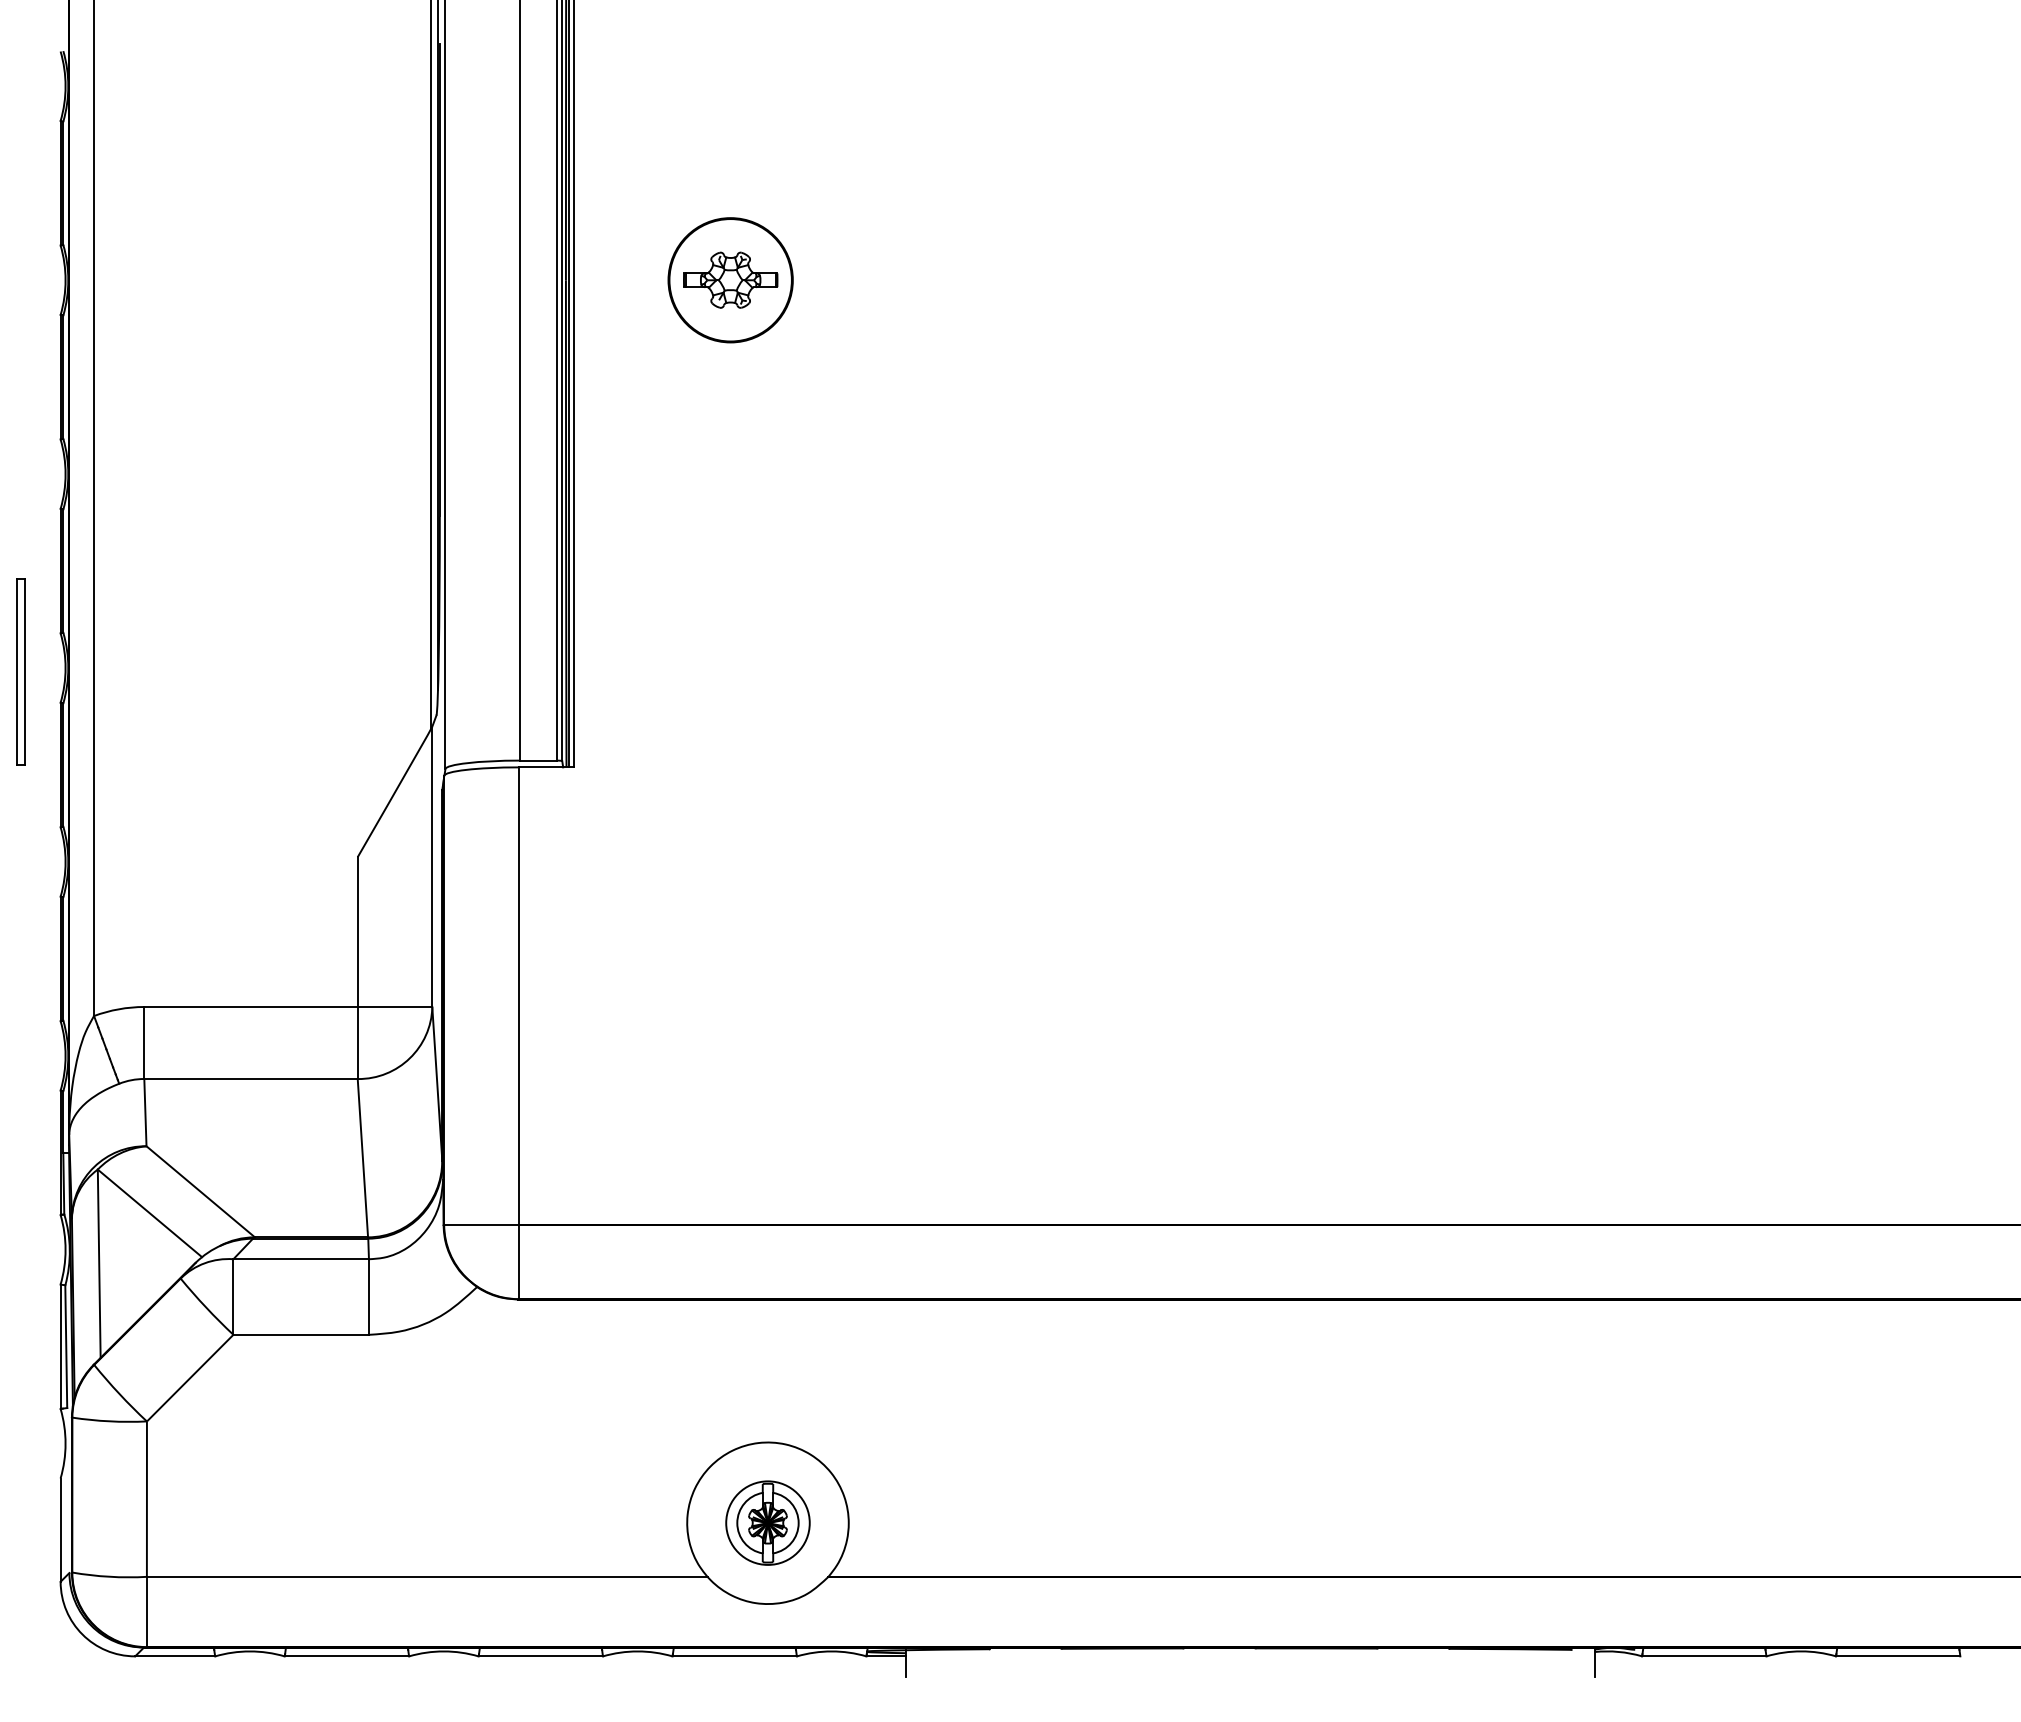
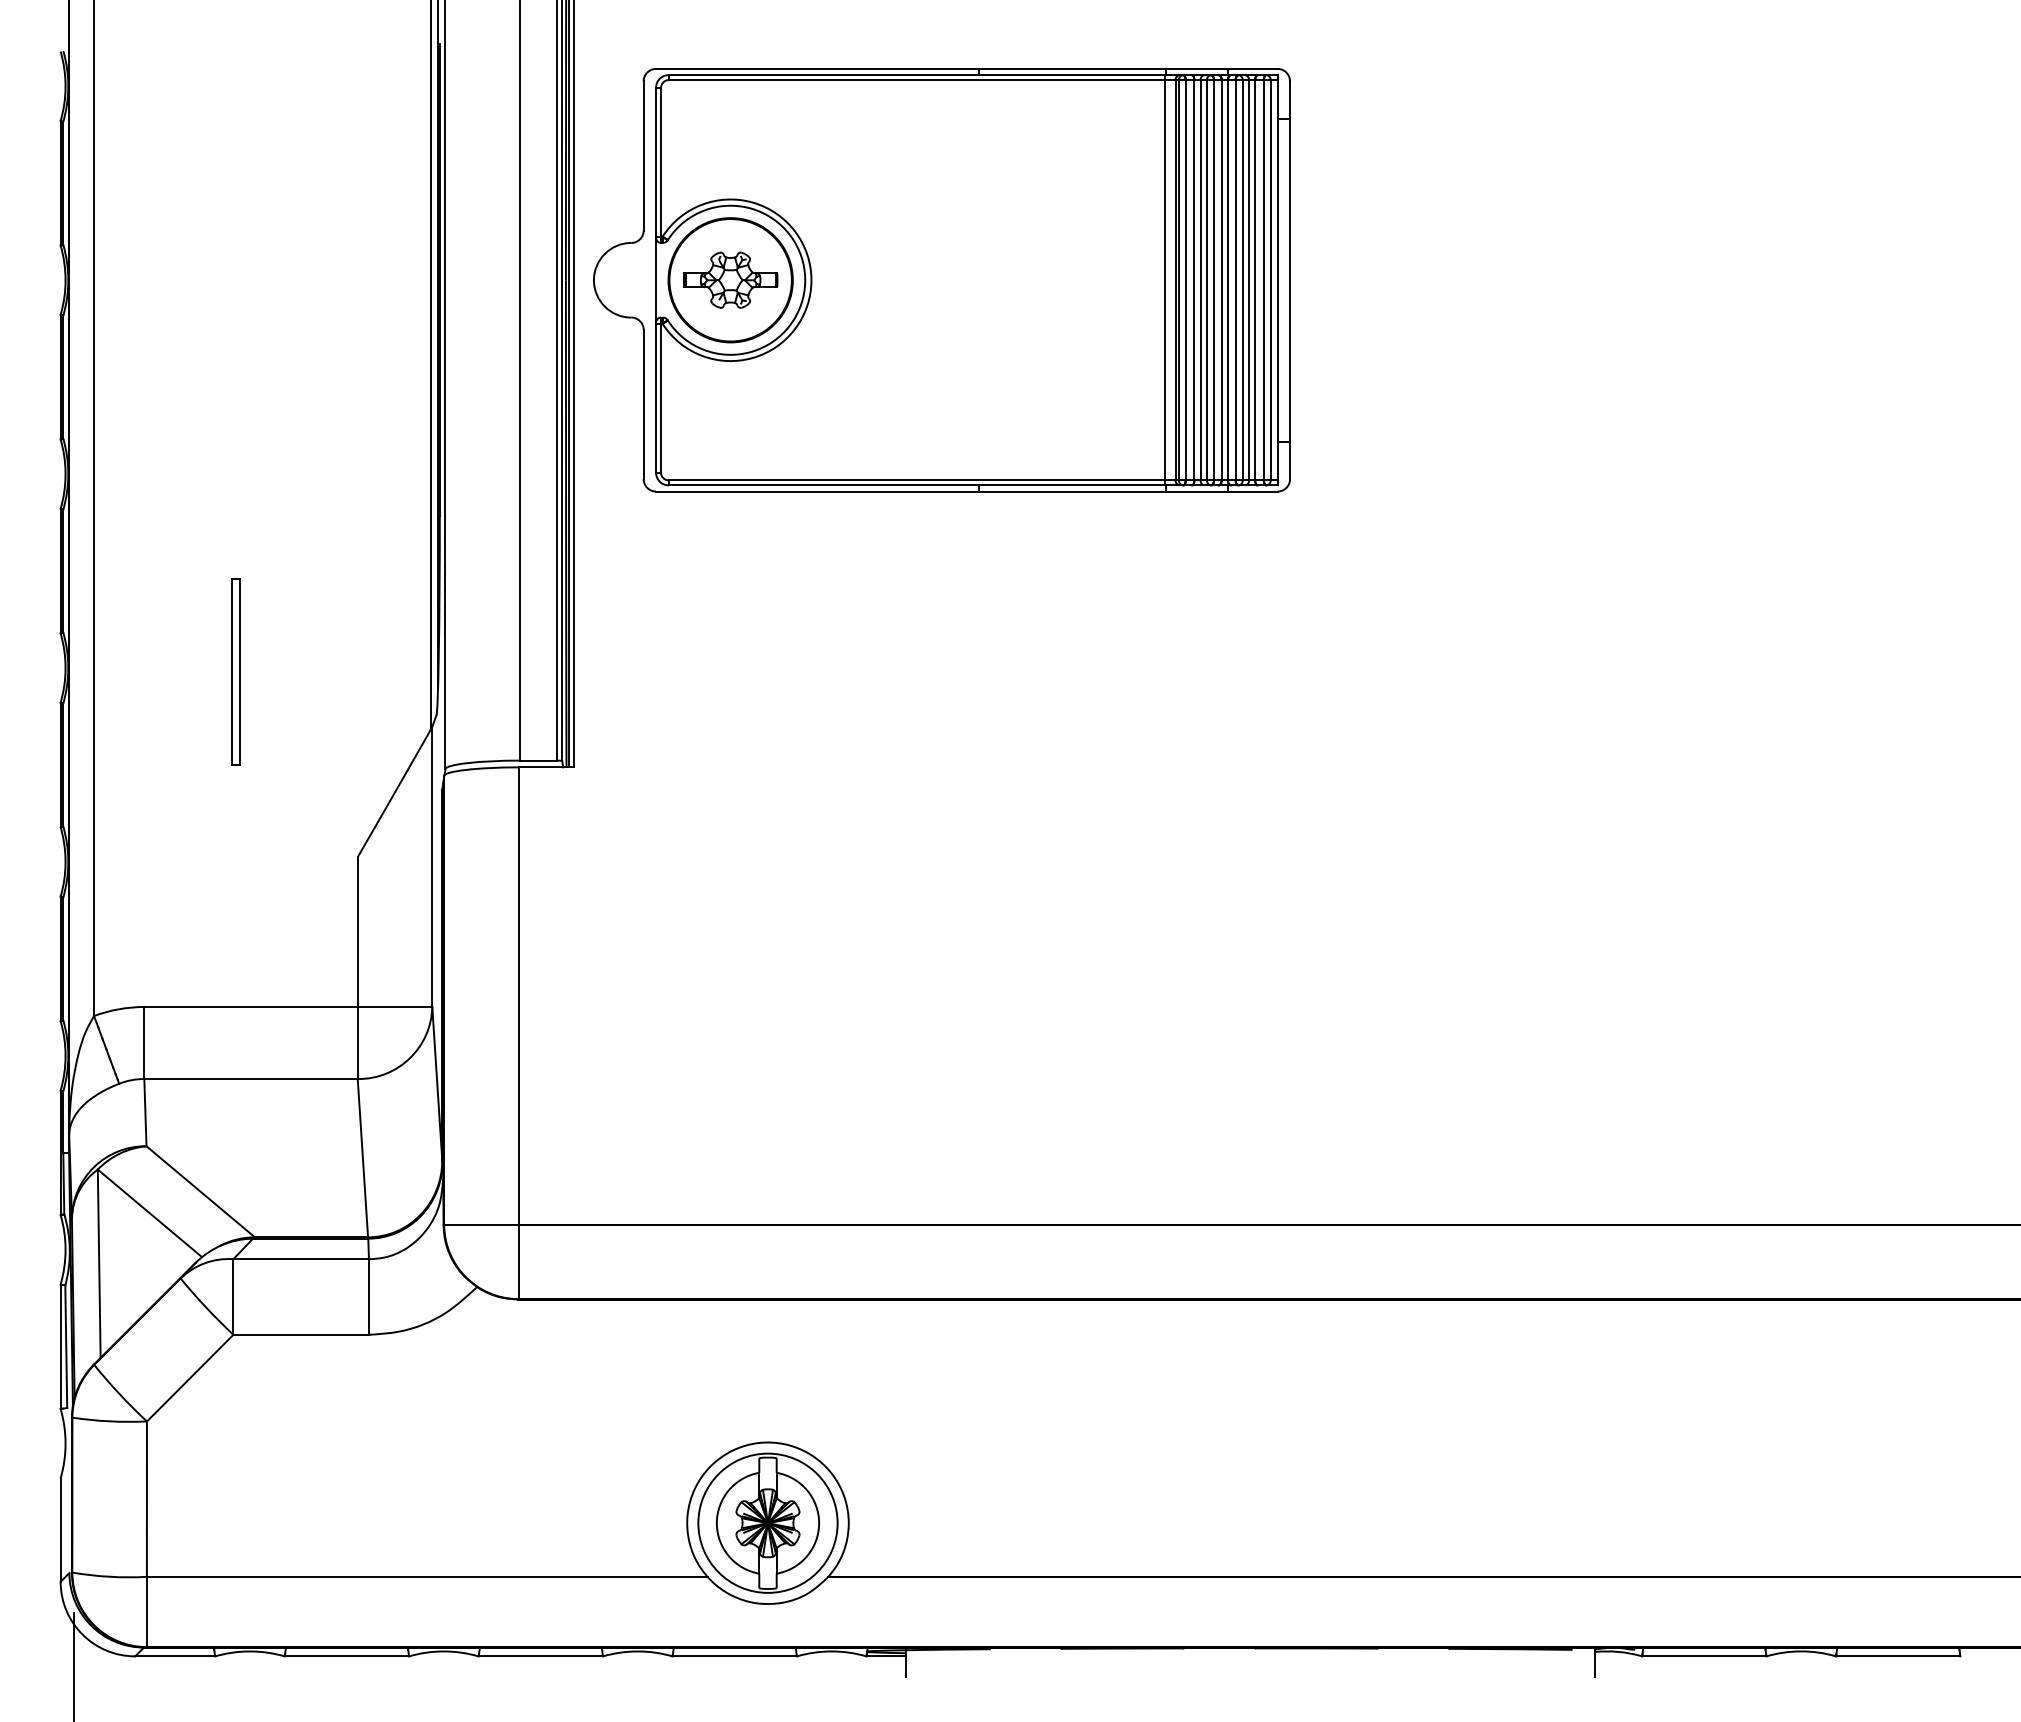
part: none -> present (941, 280)
part position: (20, 671) -> (235, 671) (235, 671)
part size: 86x86 px -> 142x142 px (767, 1522)
line: none -> present (73, 1665)
